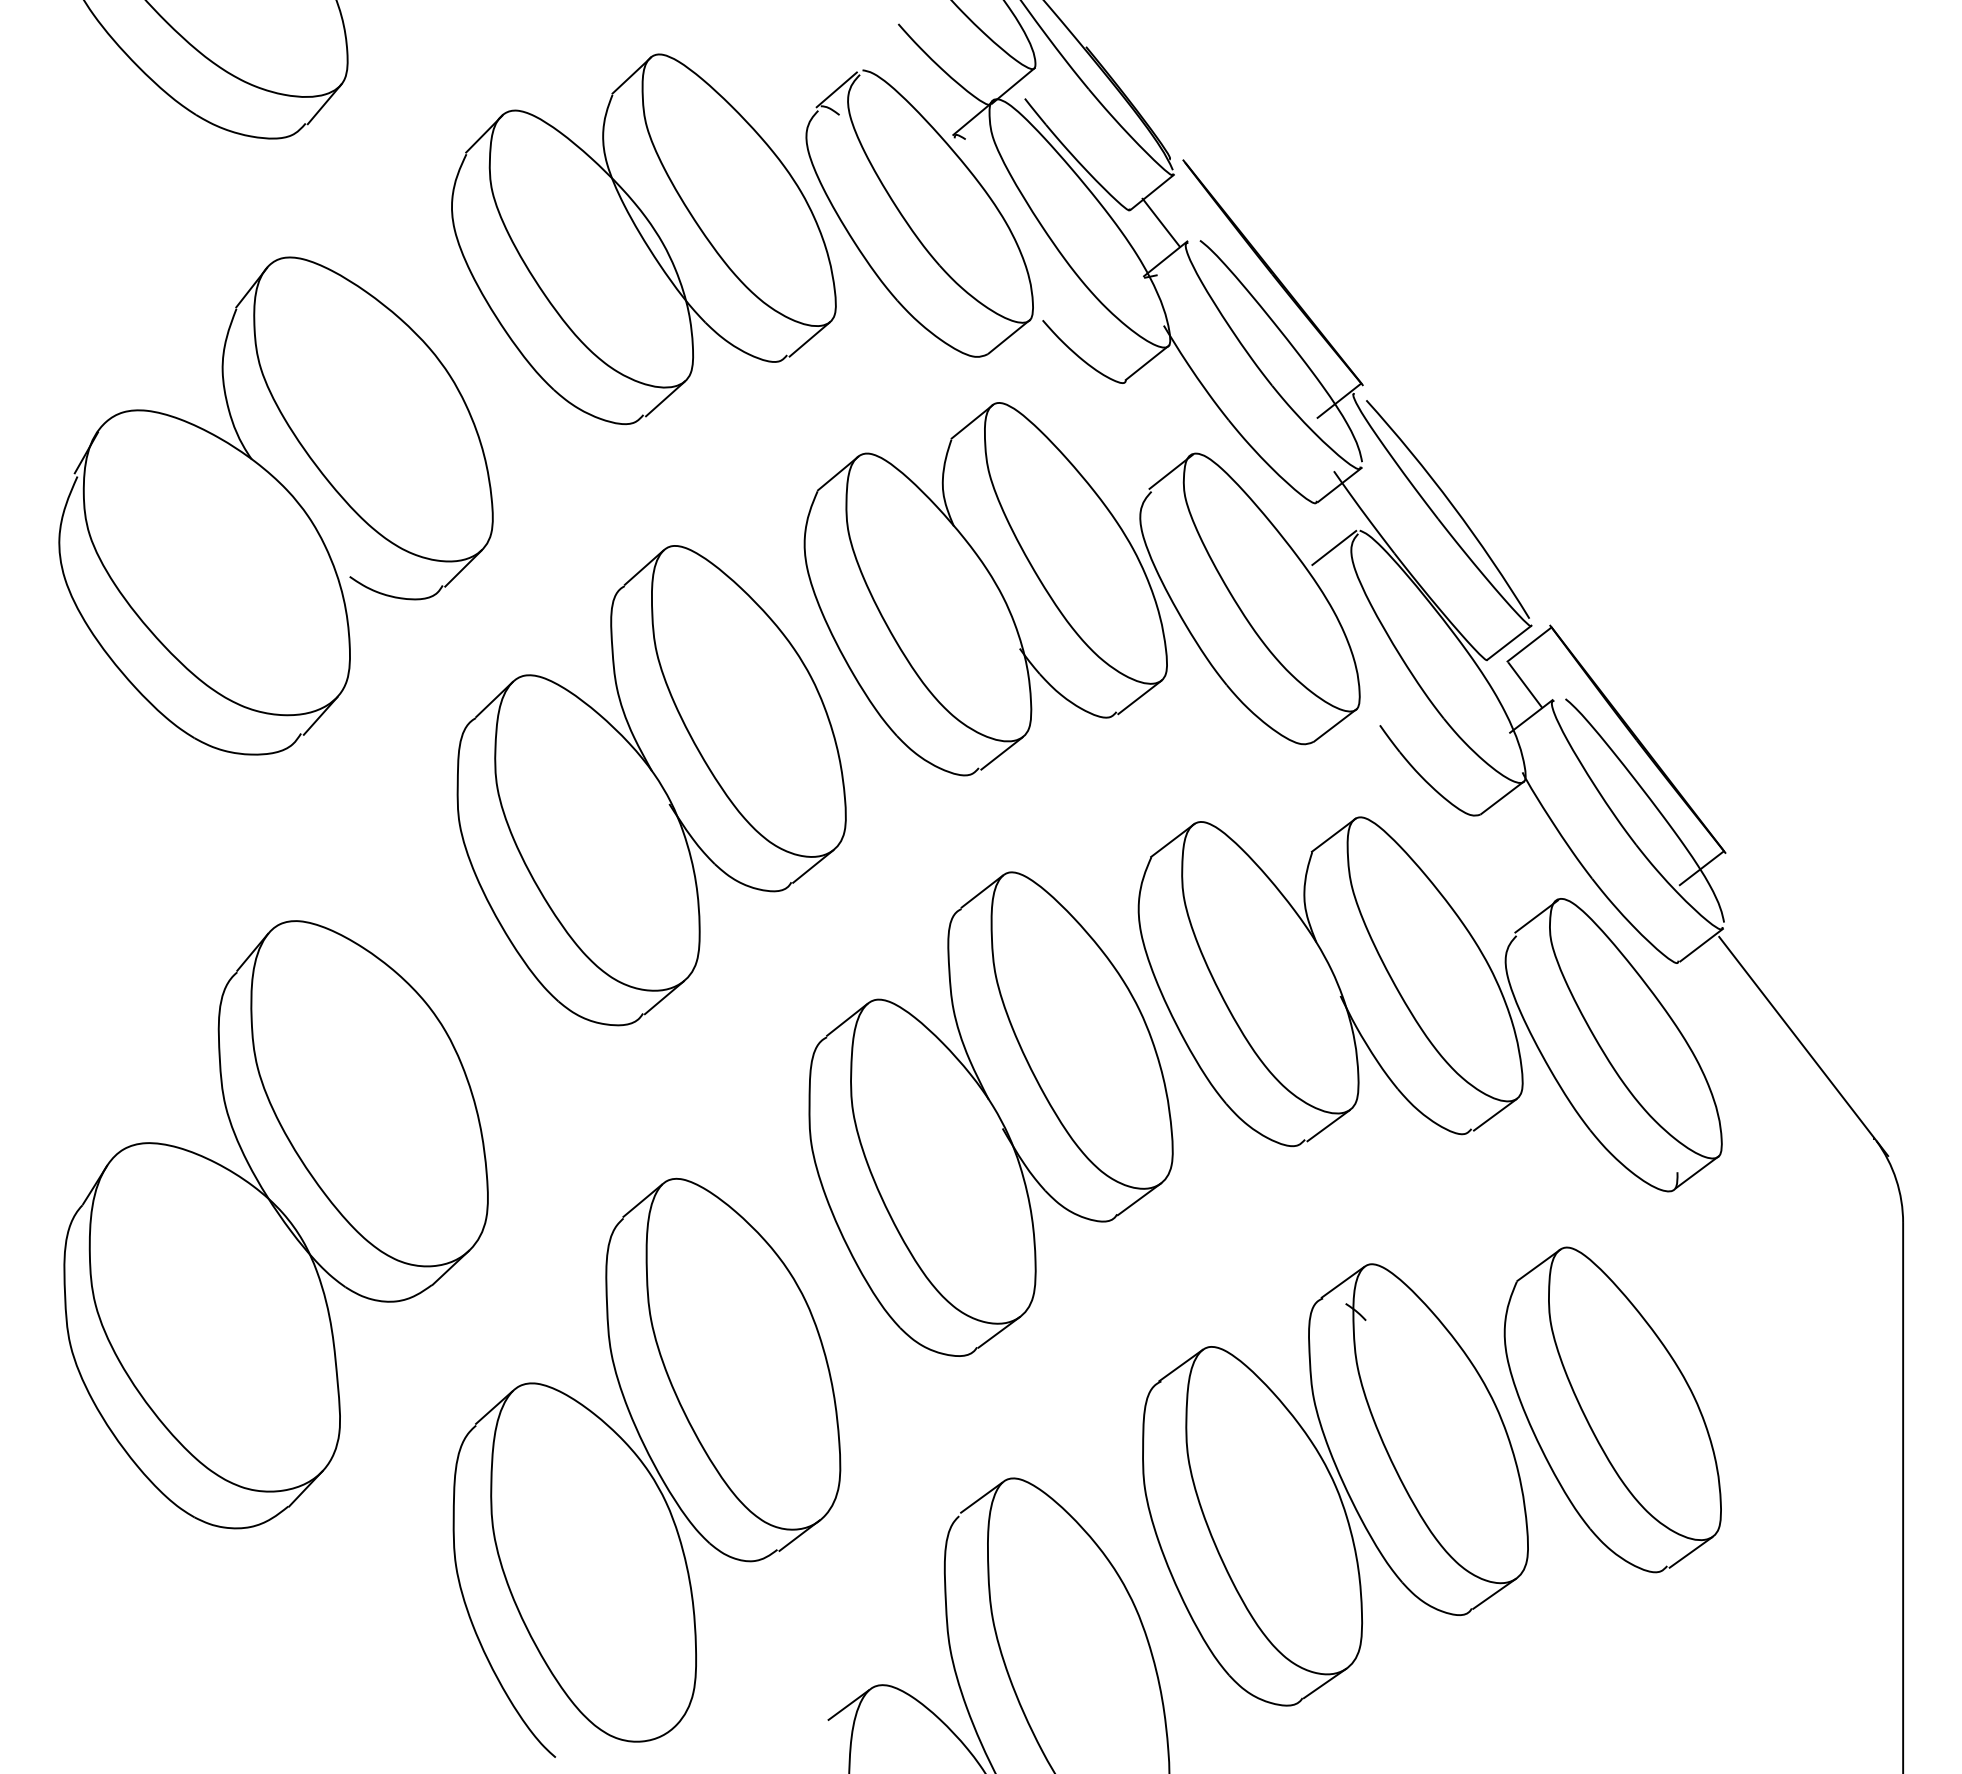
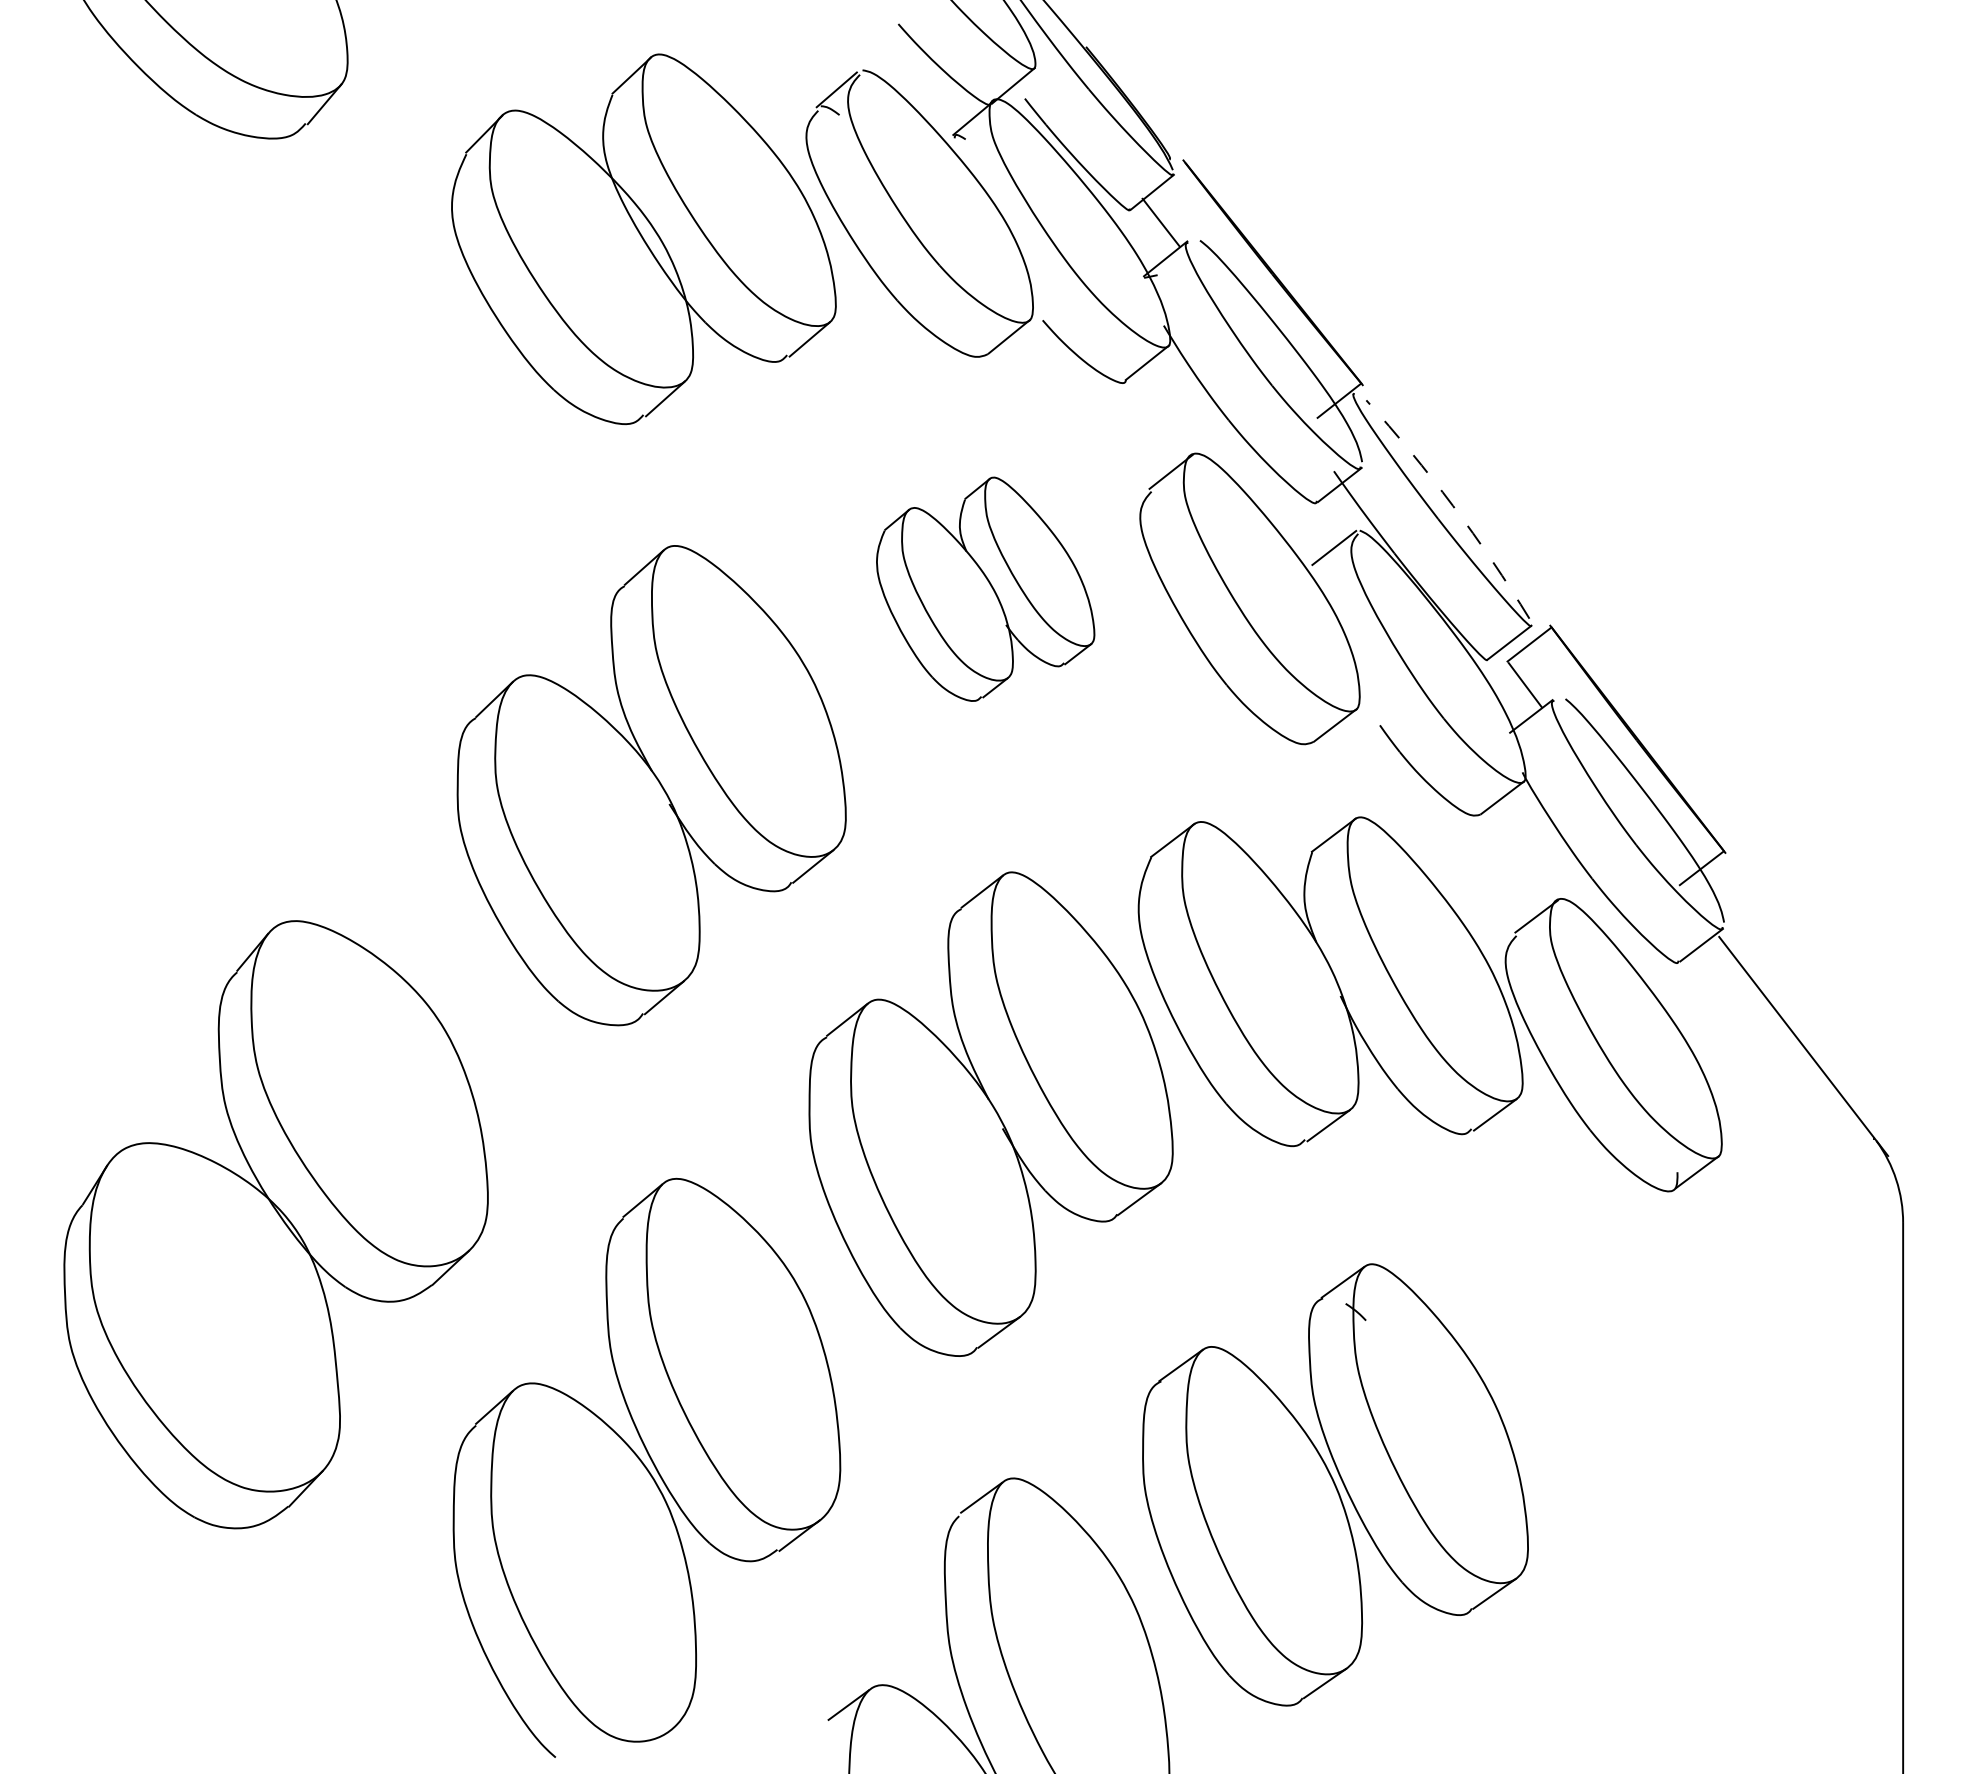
part: present -> none (275, 505)
arc: solid -> dashed (1452, 505)
part size: 365x375 px -> 220x226 px (985, 588)
part: present -> none (1612, 1409)
